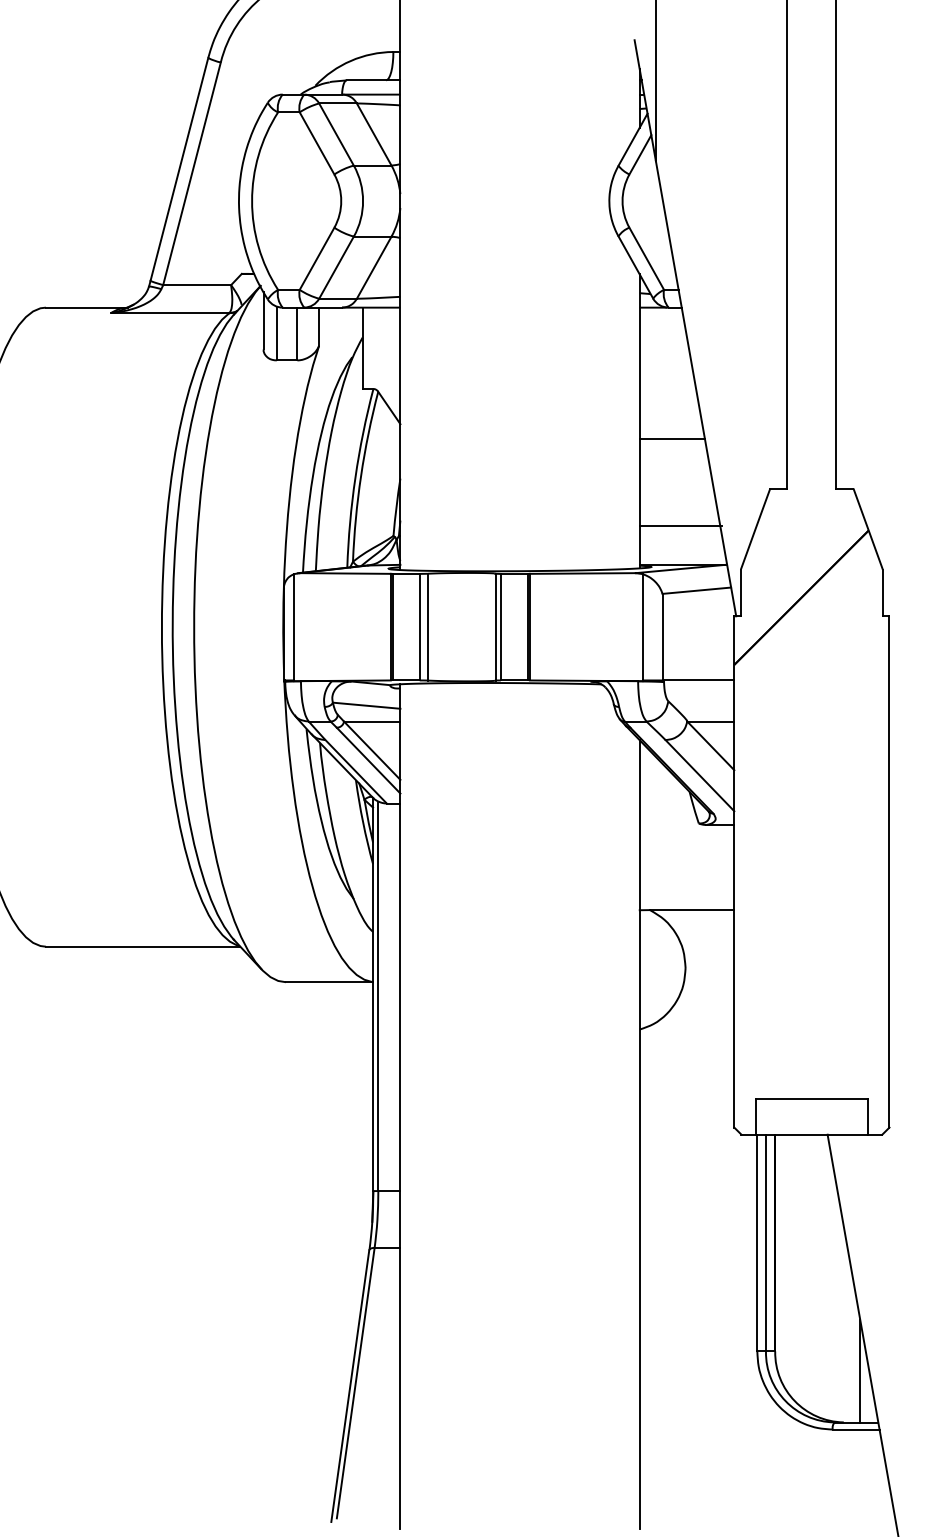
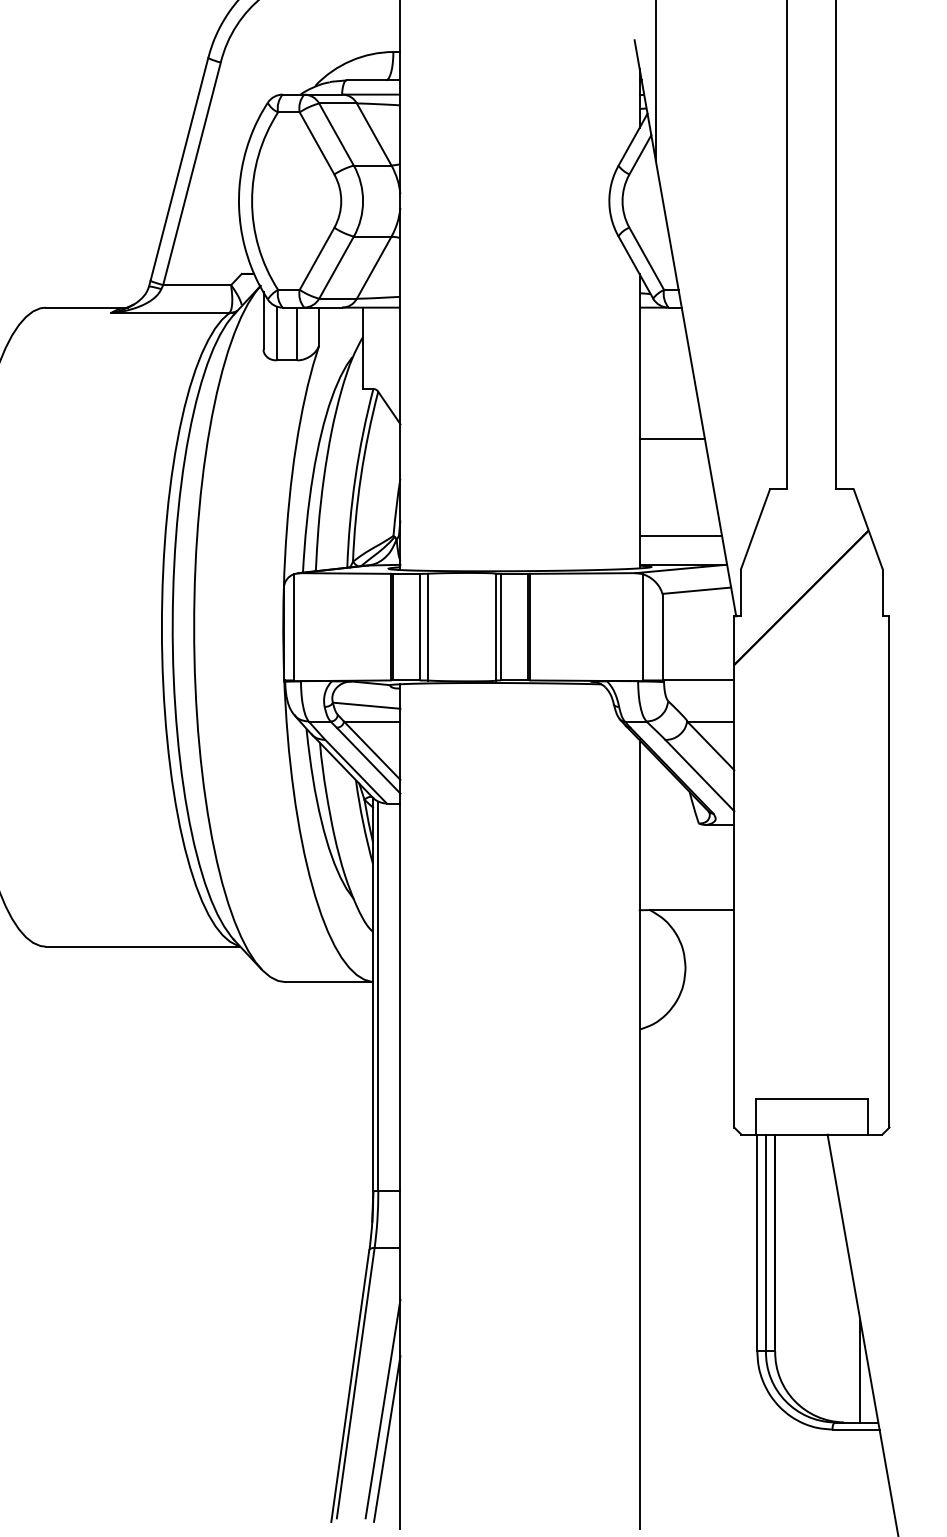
line position: (680, 525) -> (680, 535) (680, 535)
line: none -> present (382, 1408)
line: none -> present (387, 1438)
